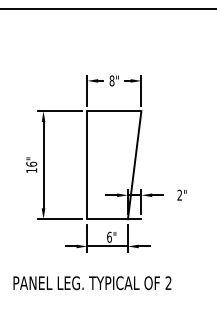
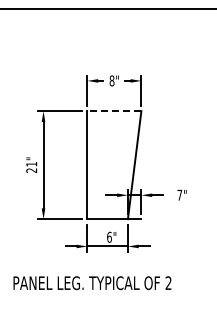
line: solid -> dashed (113, 111)
text: 16" -> 21" (31, 167)
text: 2" -> 7" (179, 194)
